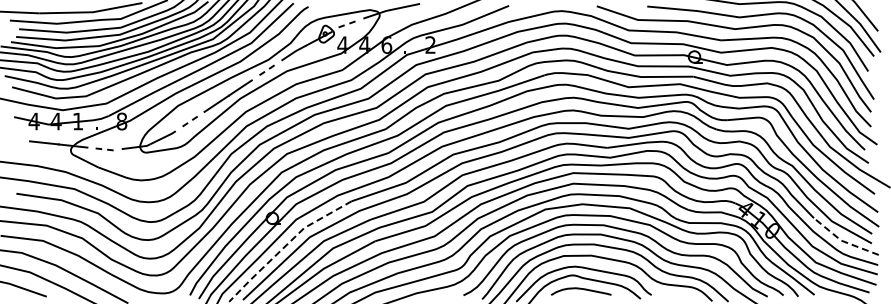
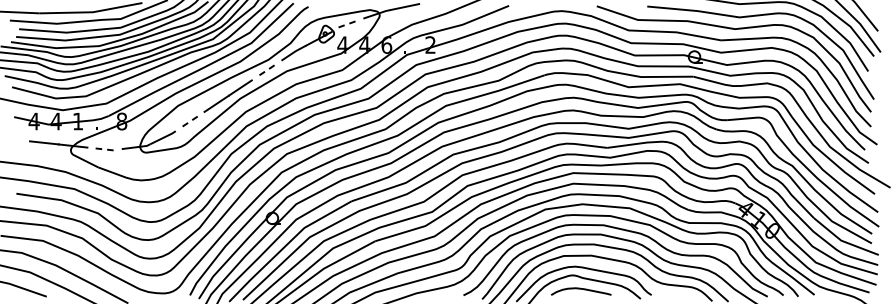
line: dashed -> solid (843, 241)
line: dashed -> solid (285, 245)
